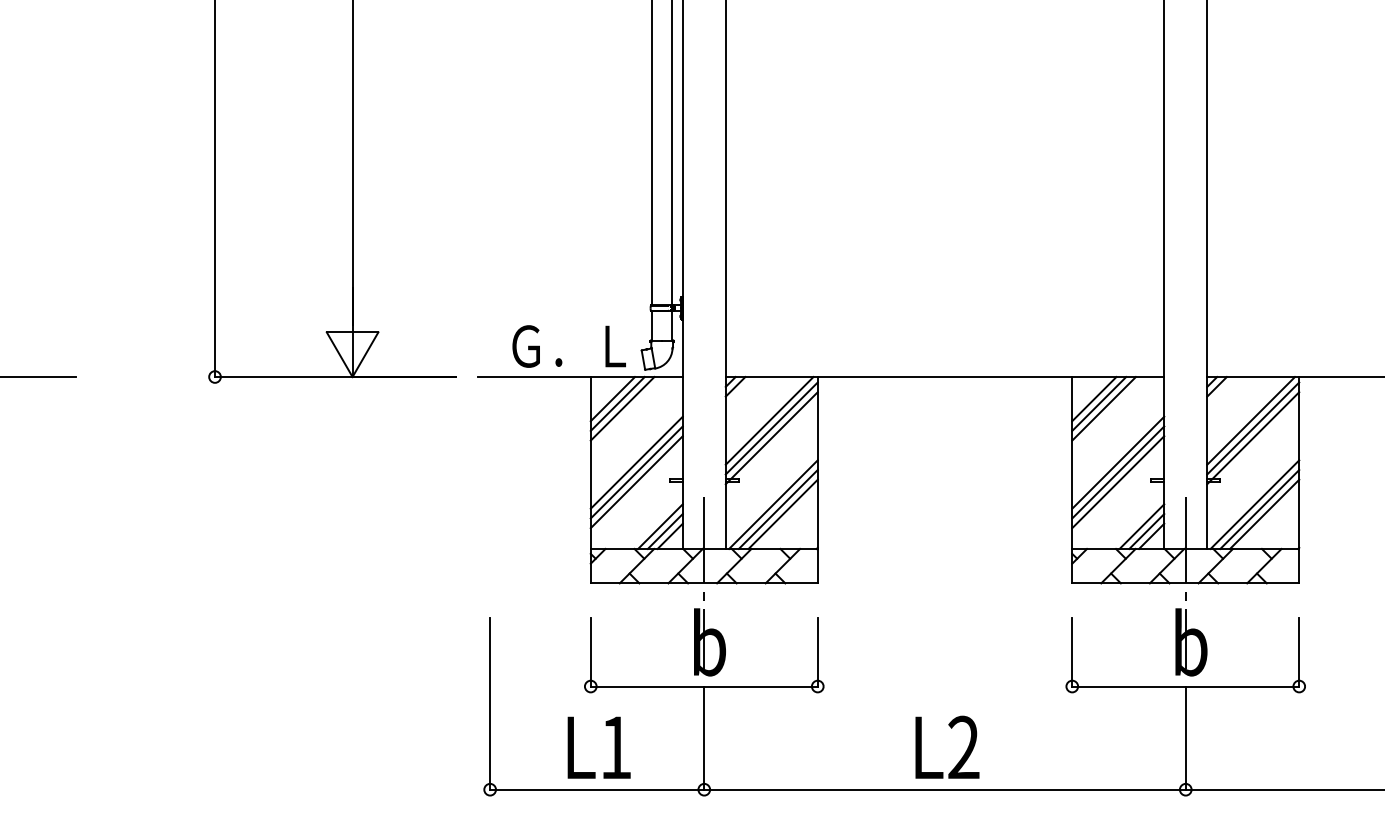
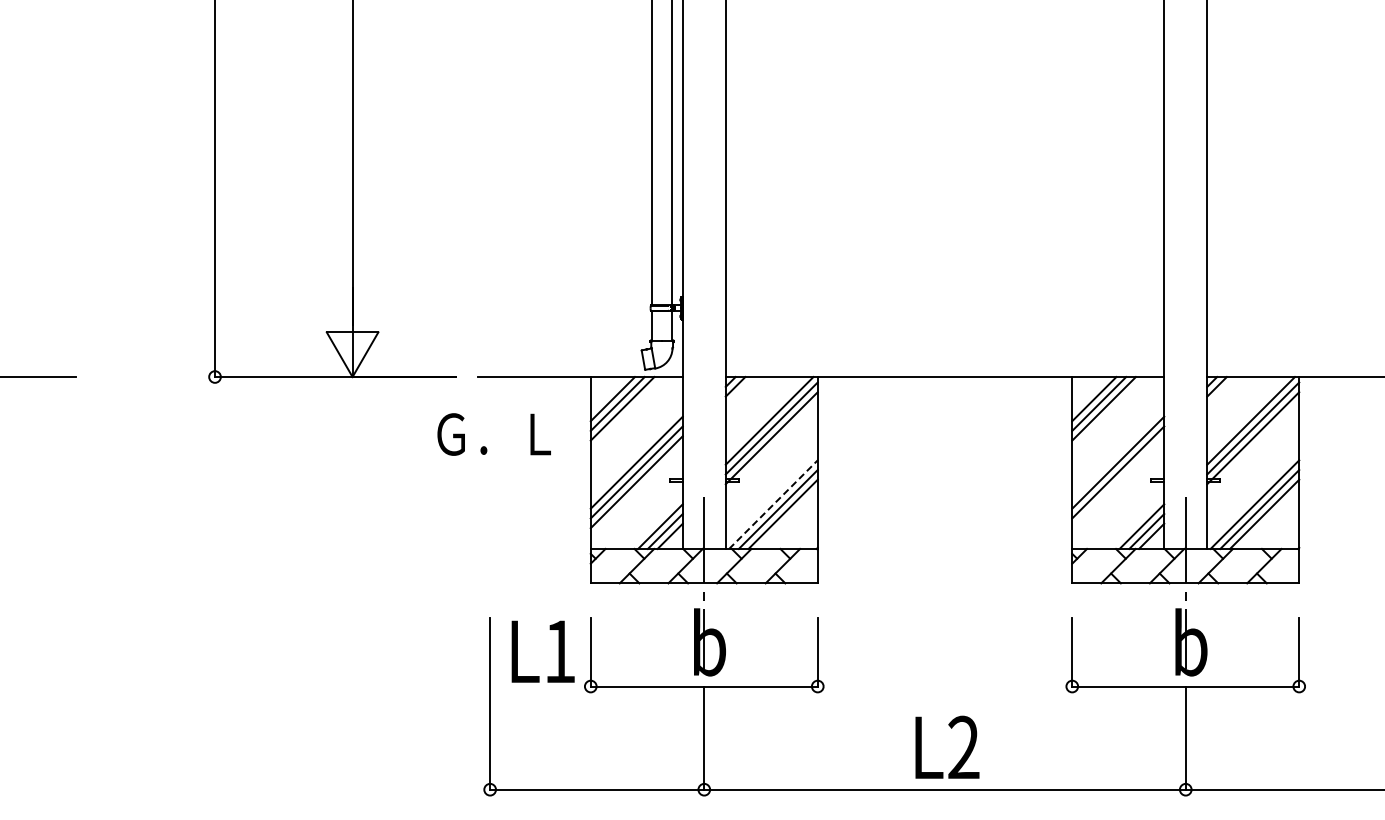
text position: (568, 346) -> (493, 434) (493, 434)
line: present -> none (1118, 482)
line: solid -> dashed (773, 504)
text position: (598, 747) -> (542, 651) (542, 651)
